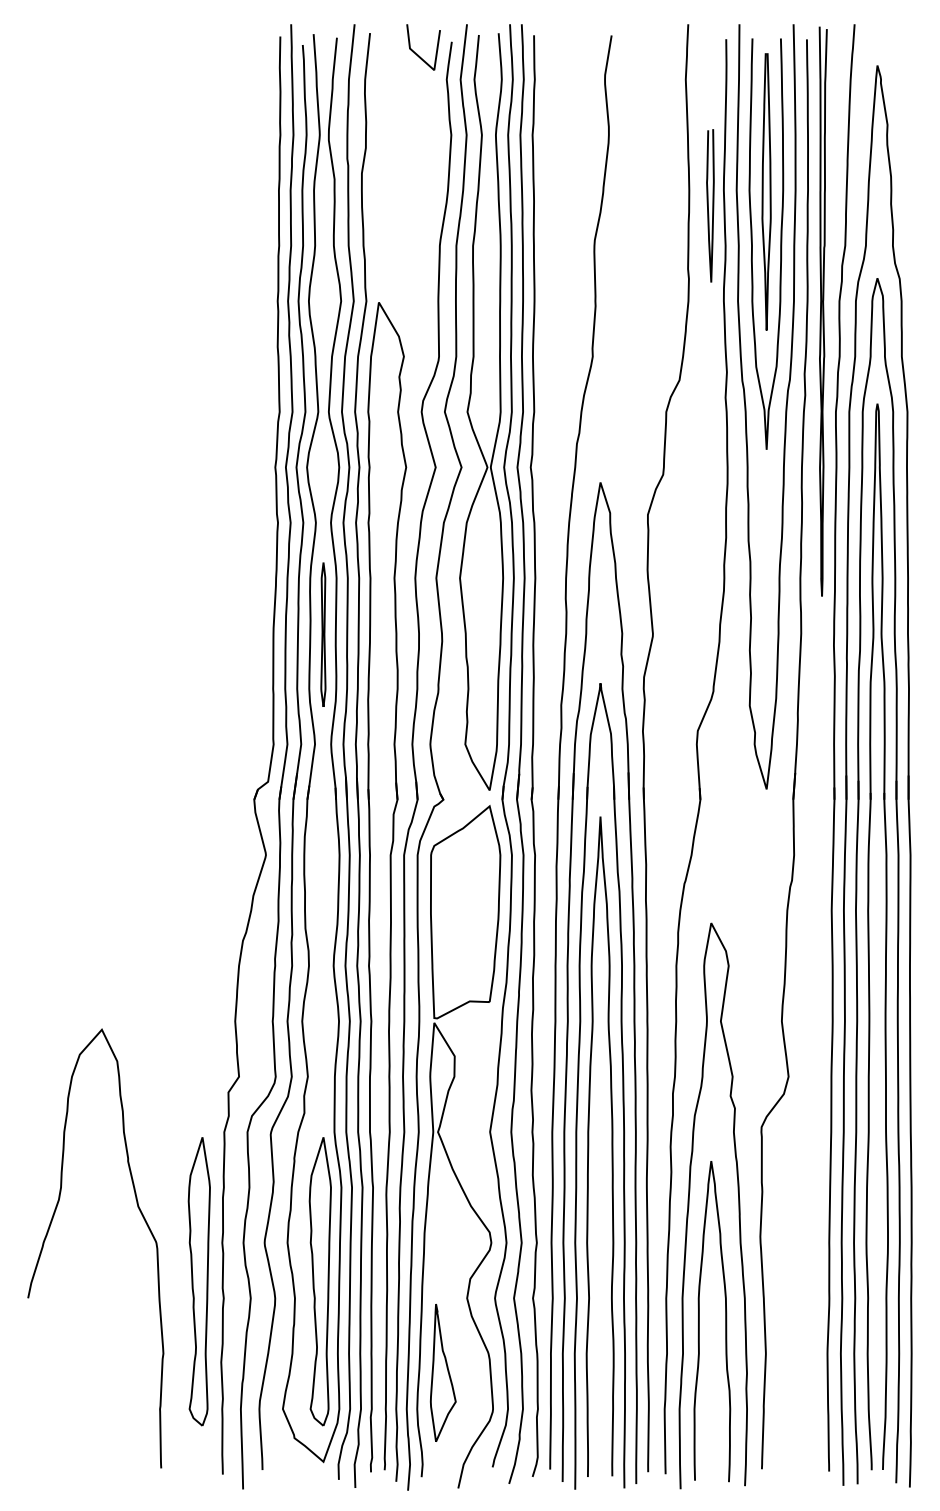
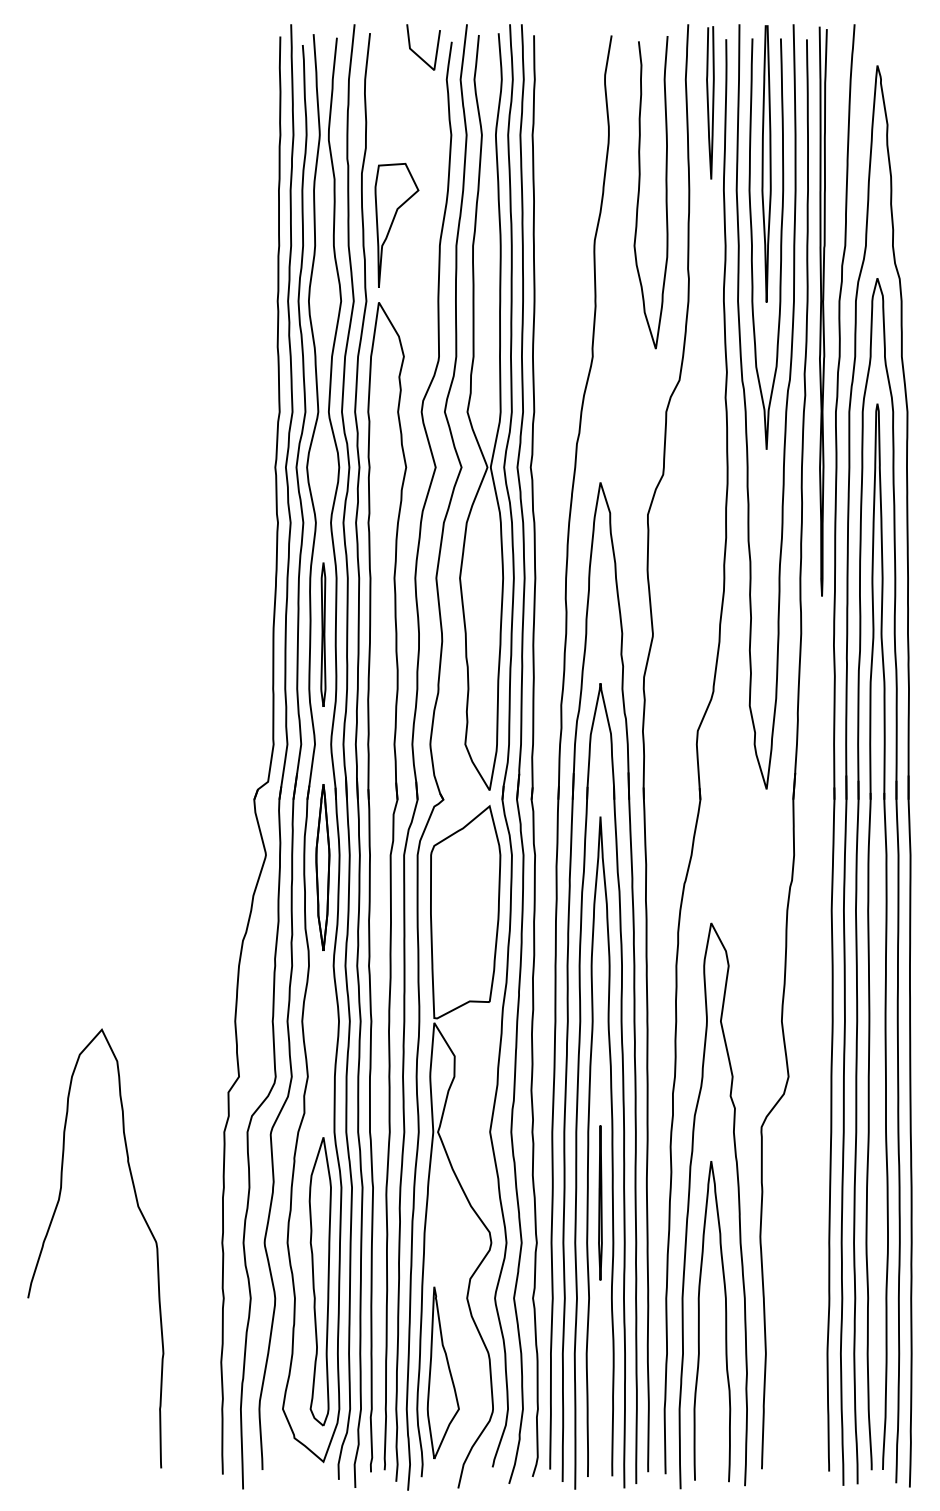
curve position: (763, 191) -> (763, 163) (763, 163)
curve: none -> present (639, 192)
curve position: (708, 205) -> (708, 102) (708, 102)
part: none -> present (396, 224)
part: none -> present (322, 867)
line: none -> present (600, 1202)
part: present -> none (198, 1281)
part size: 28x138 px -> 34x174 px (442, 1372)
